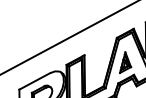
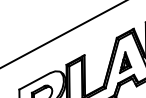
line position: (68, 37) -> (62, 34) (62, 34)
